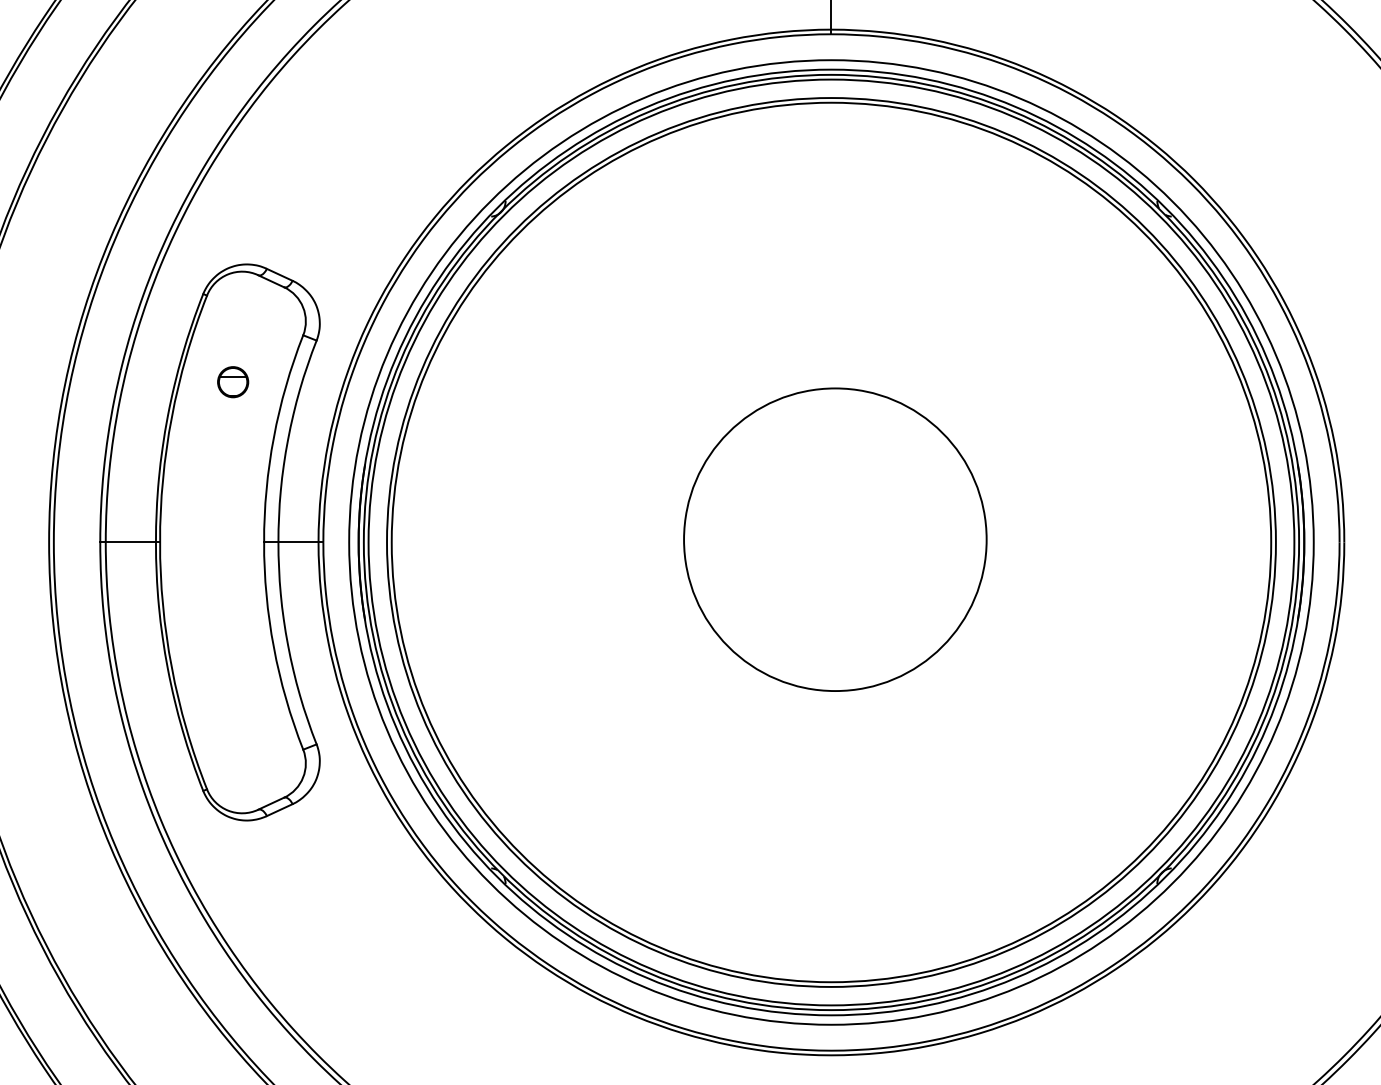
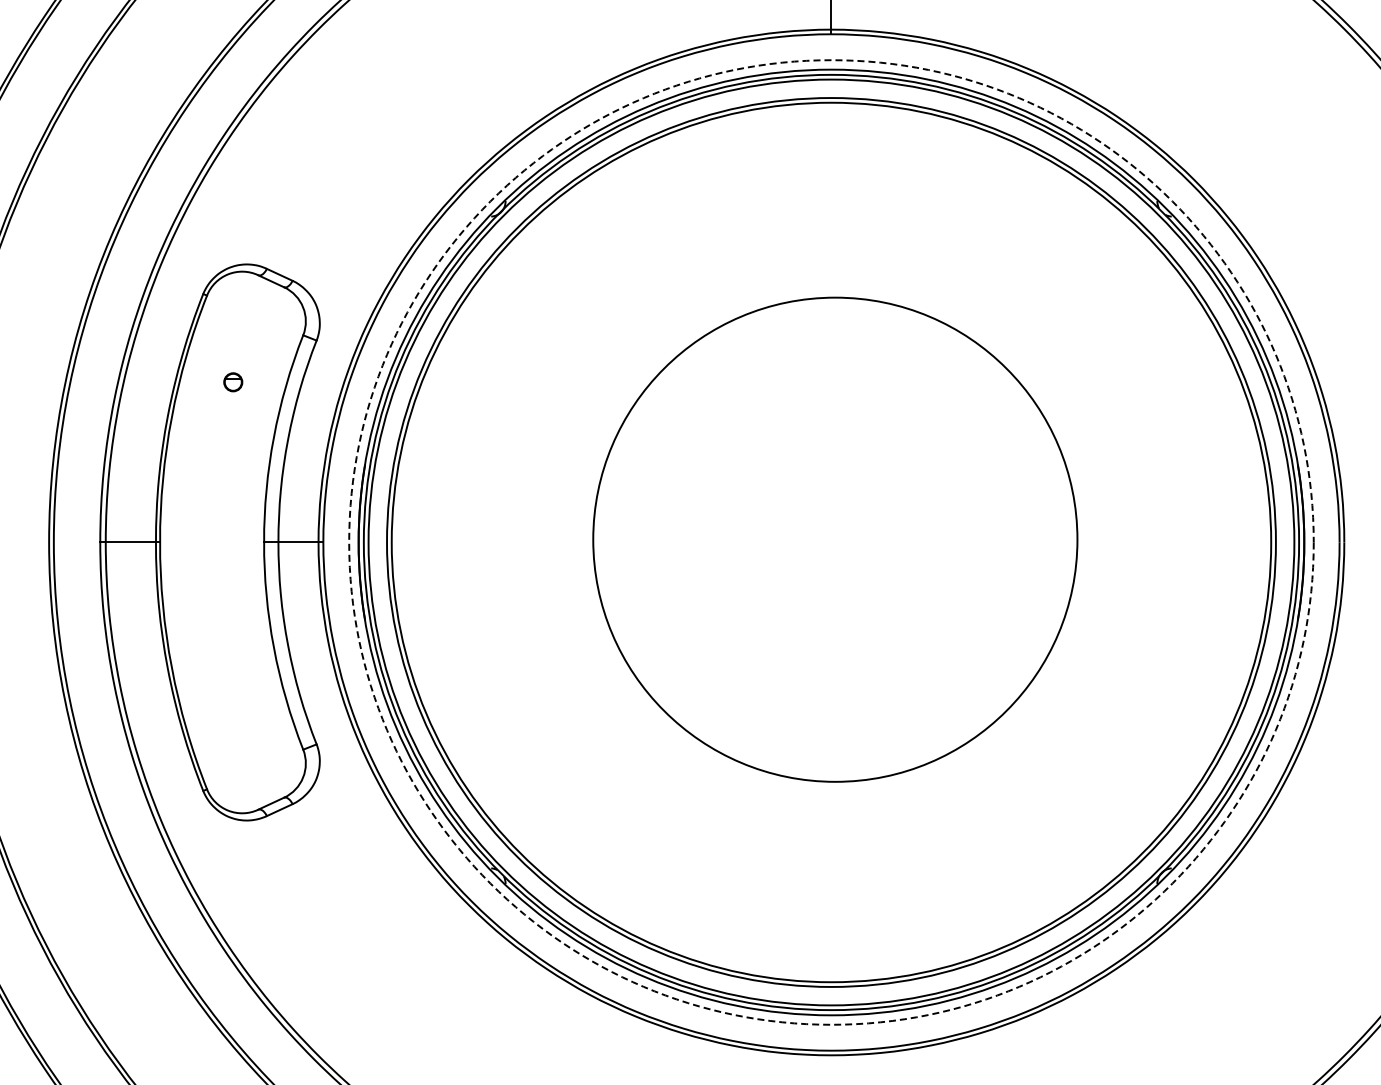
part size: 33x33 px -> 21x21 px (233, 382)
circle diameter: 303 px -> 484 px (835, 539)
circle: solid -> dashed (831, 542)
